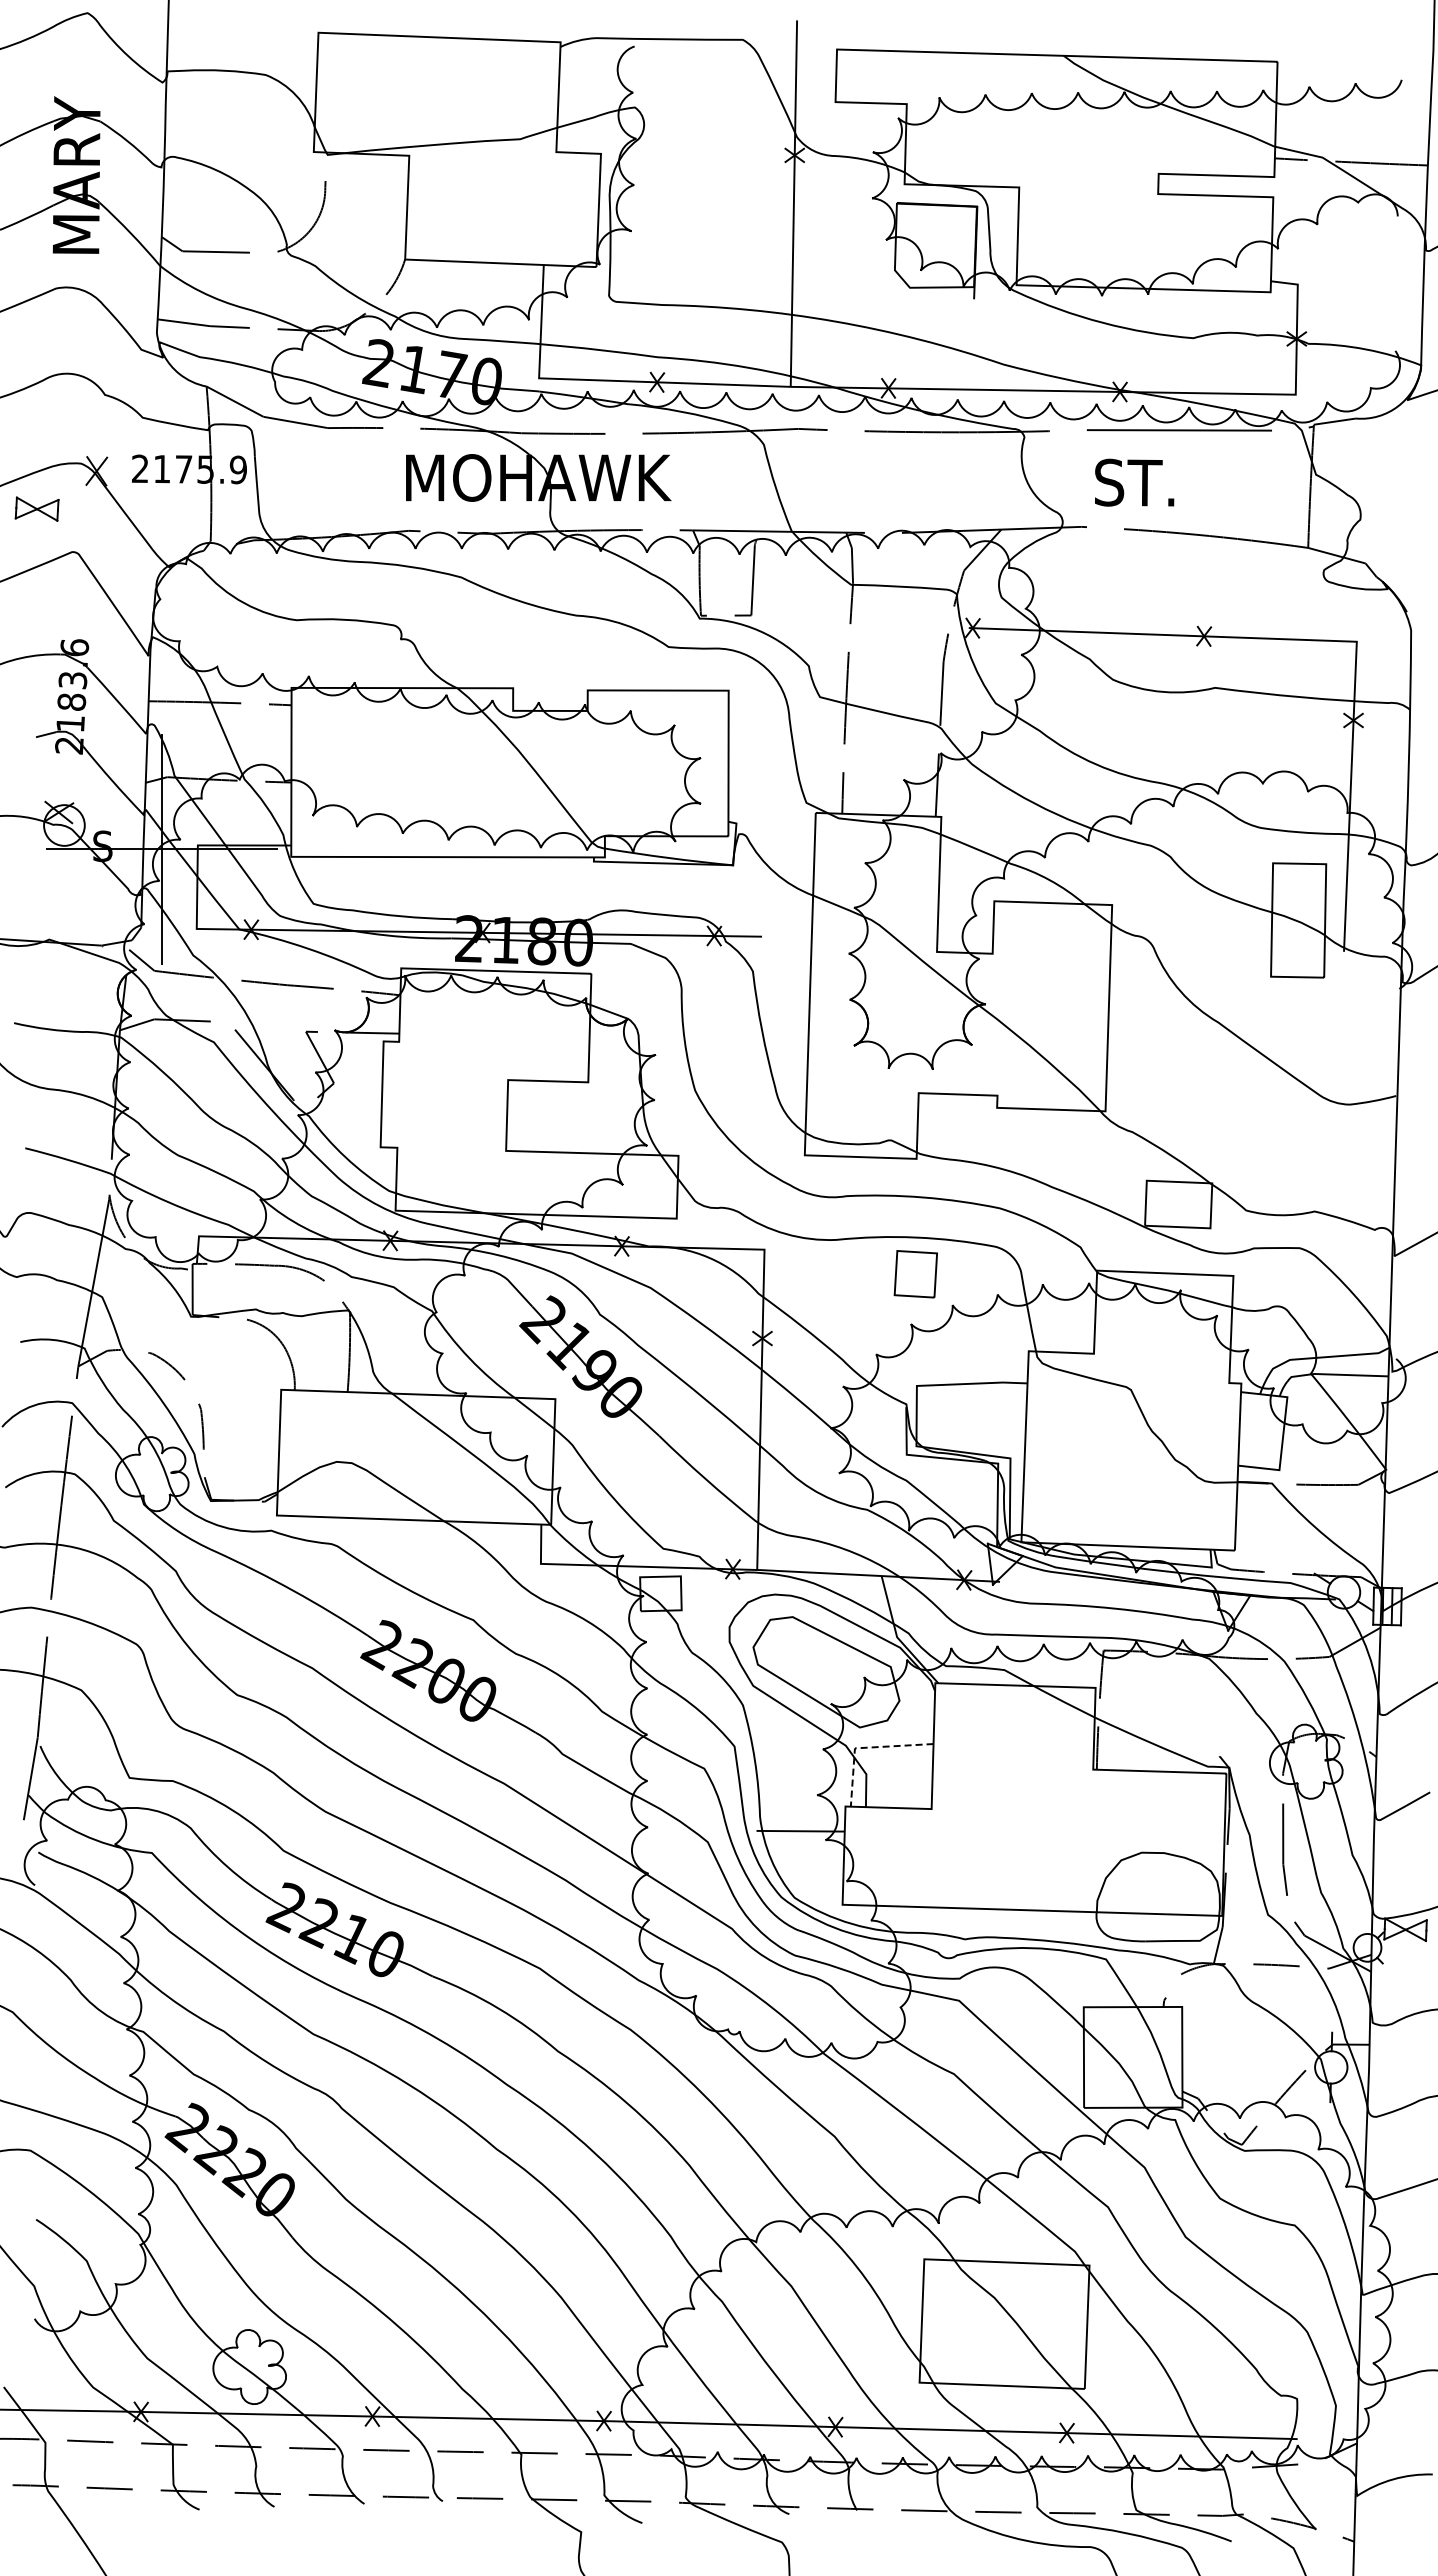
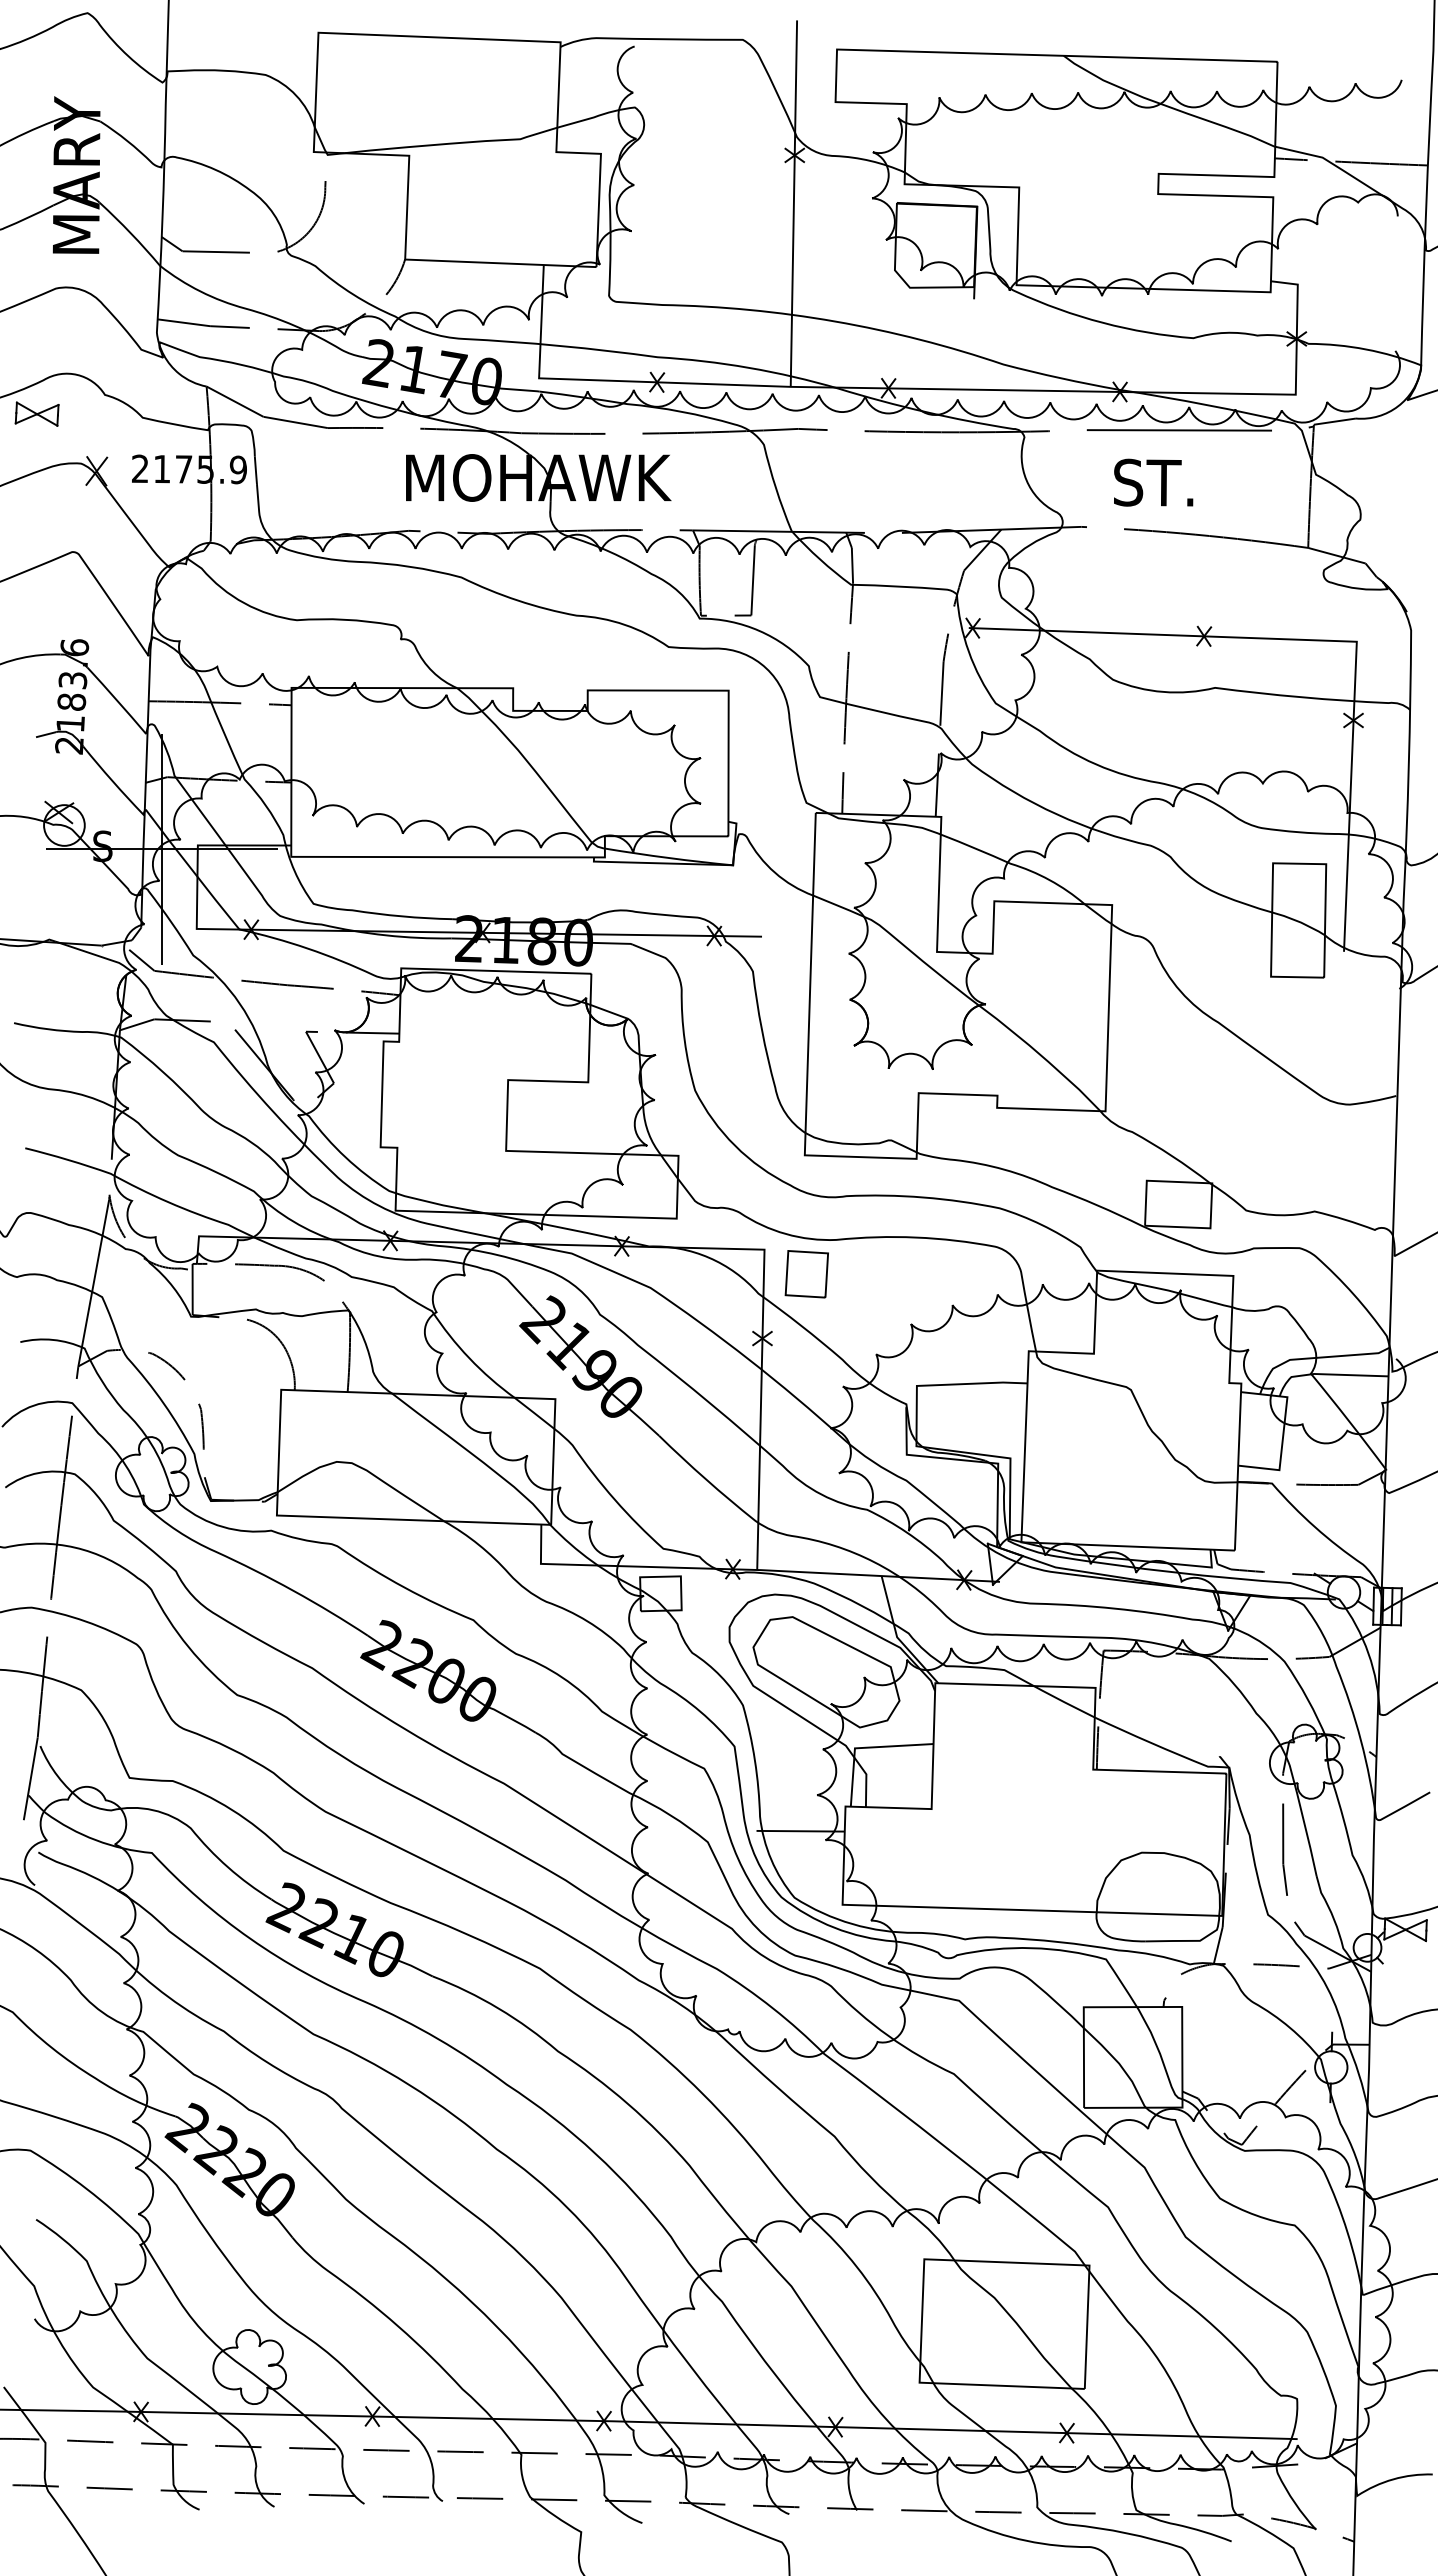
text position: (1134, 482) -> (1153, 482) (1153, 482)
part position: (36, 508) -> (36, 413) (36, 413)
part position: (915, 1274) -> (806, 1274) (806, 1274)
line: dashed -> solid (863, 1747)
